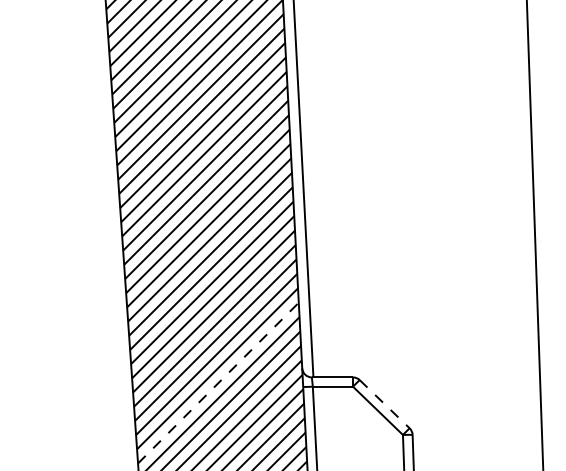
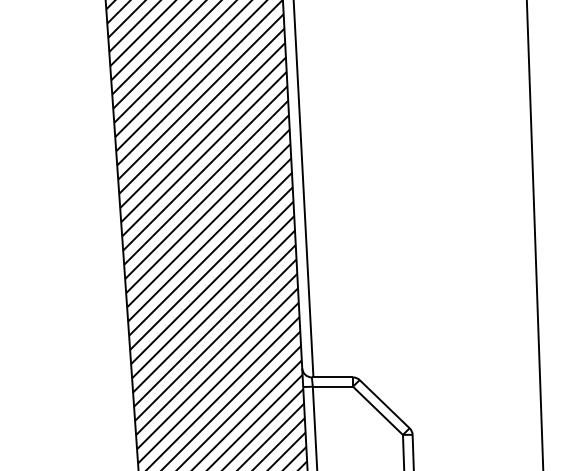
line: dashed -> solid (218, 383)
line: dashed -> solid (384, 404)
